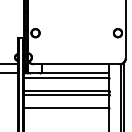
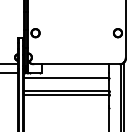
line: present -> none (74, 73)
line: present -> none (66, 107)
